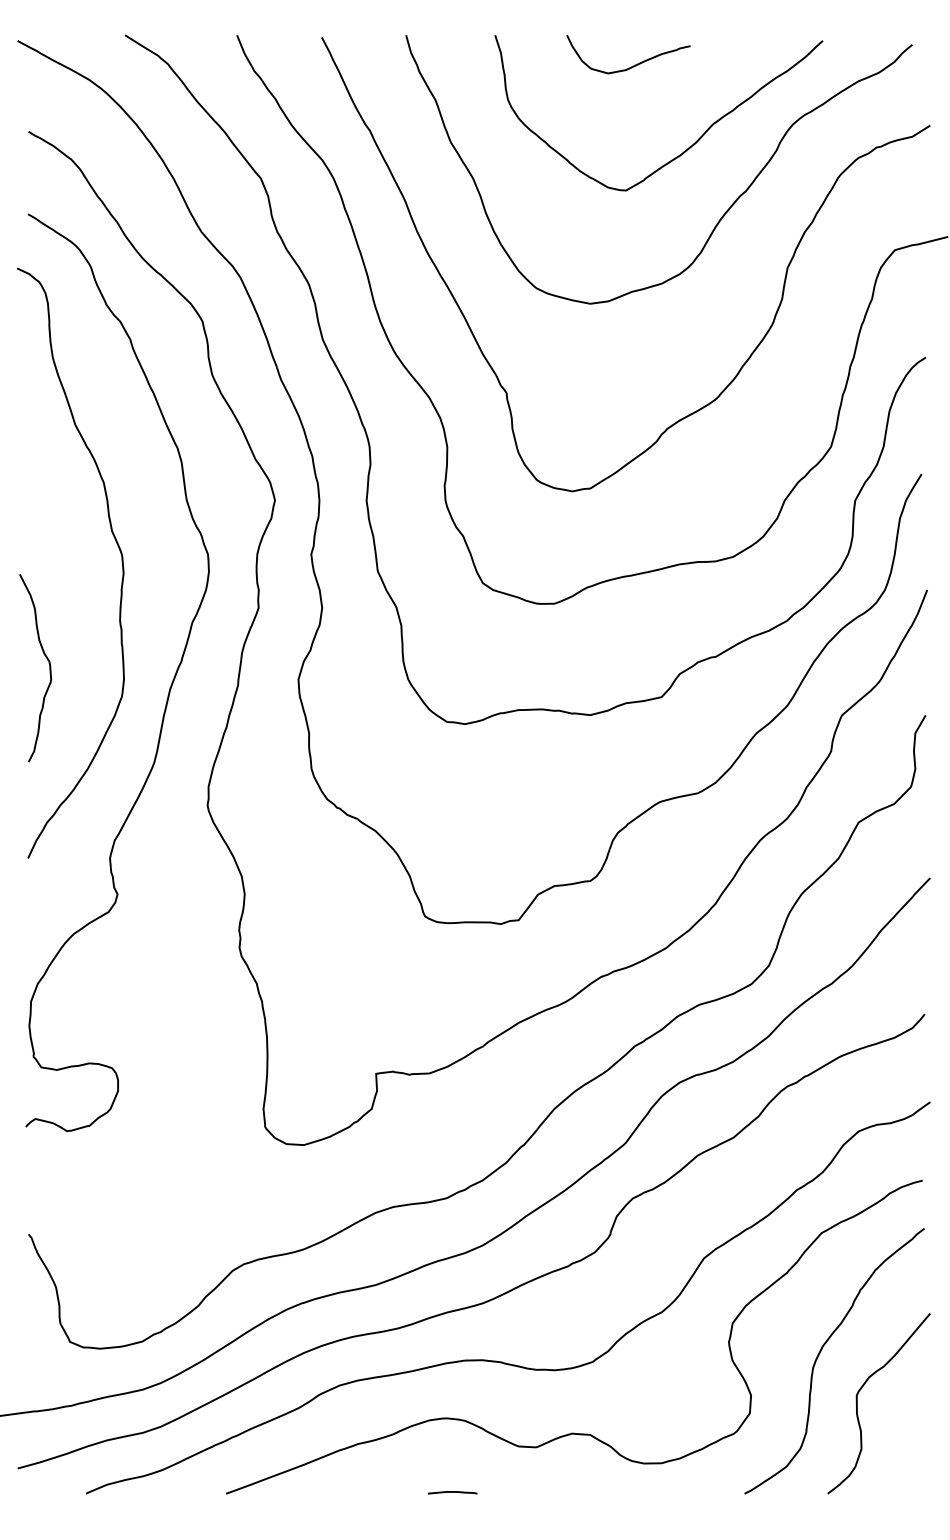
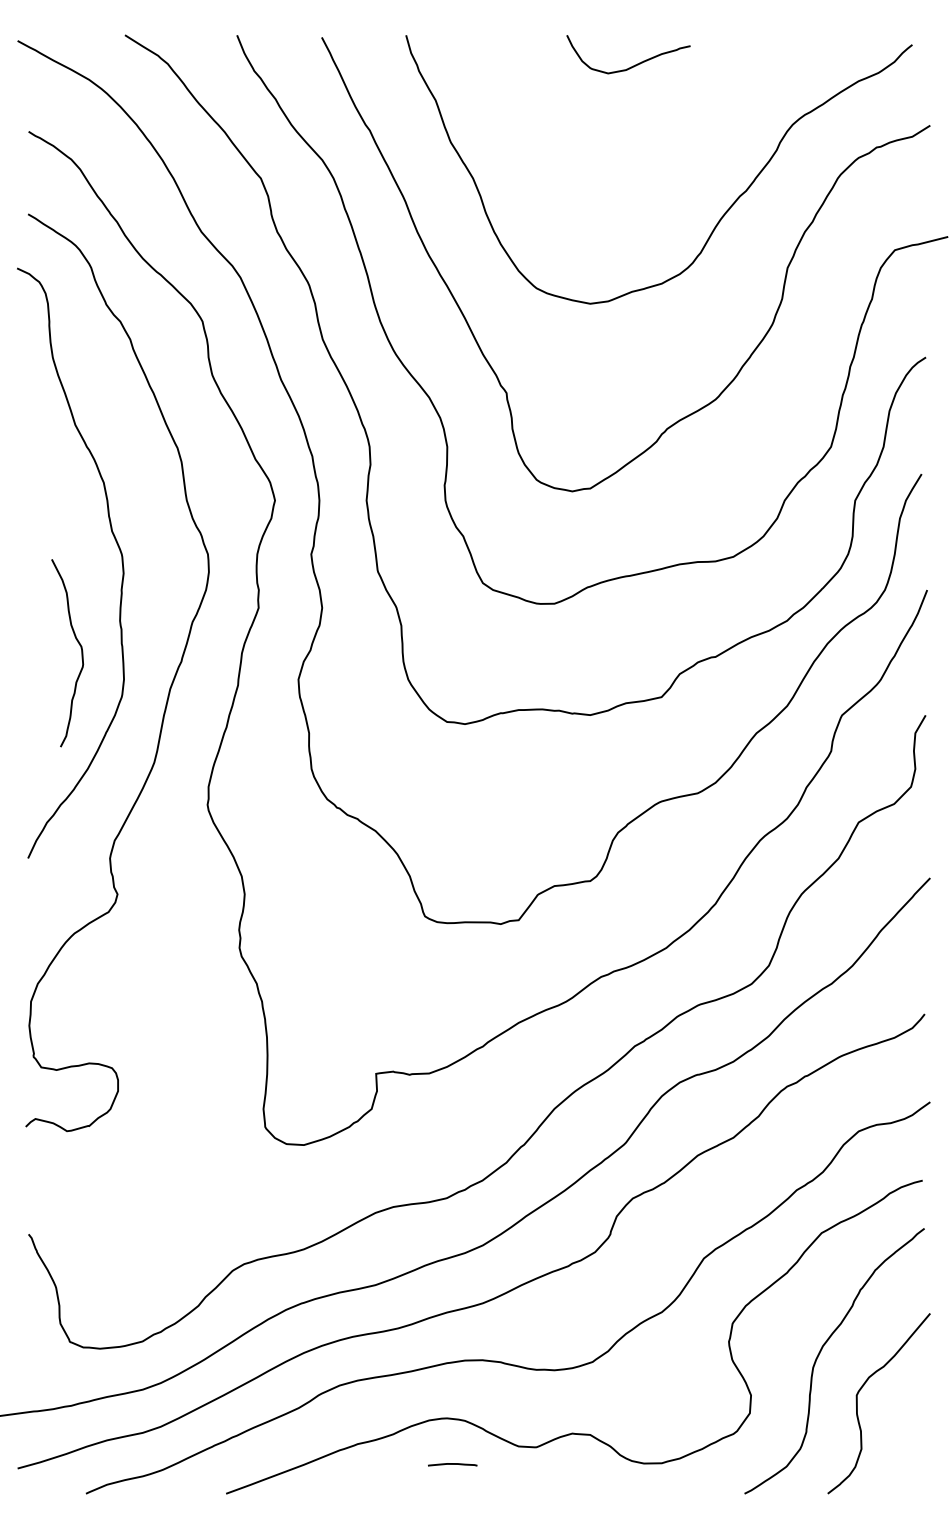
curve: present -> none (684, 150)
curve position: (48, 663) -> (80, 648) (80, 648)
line position: (452, 1492) -> (452, 1464) (452, 1464)
